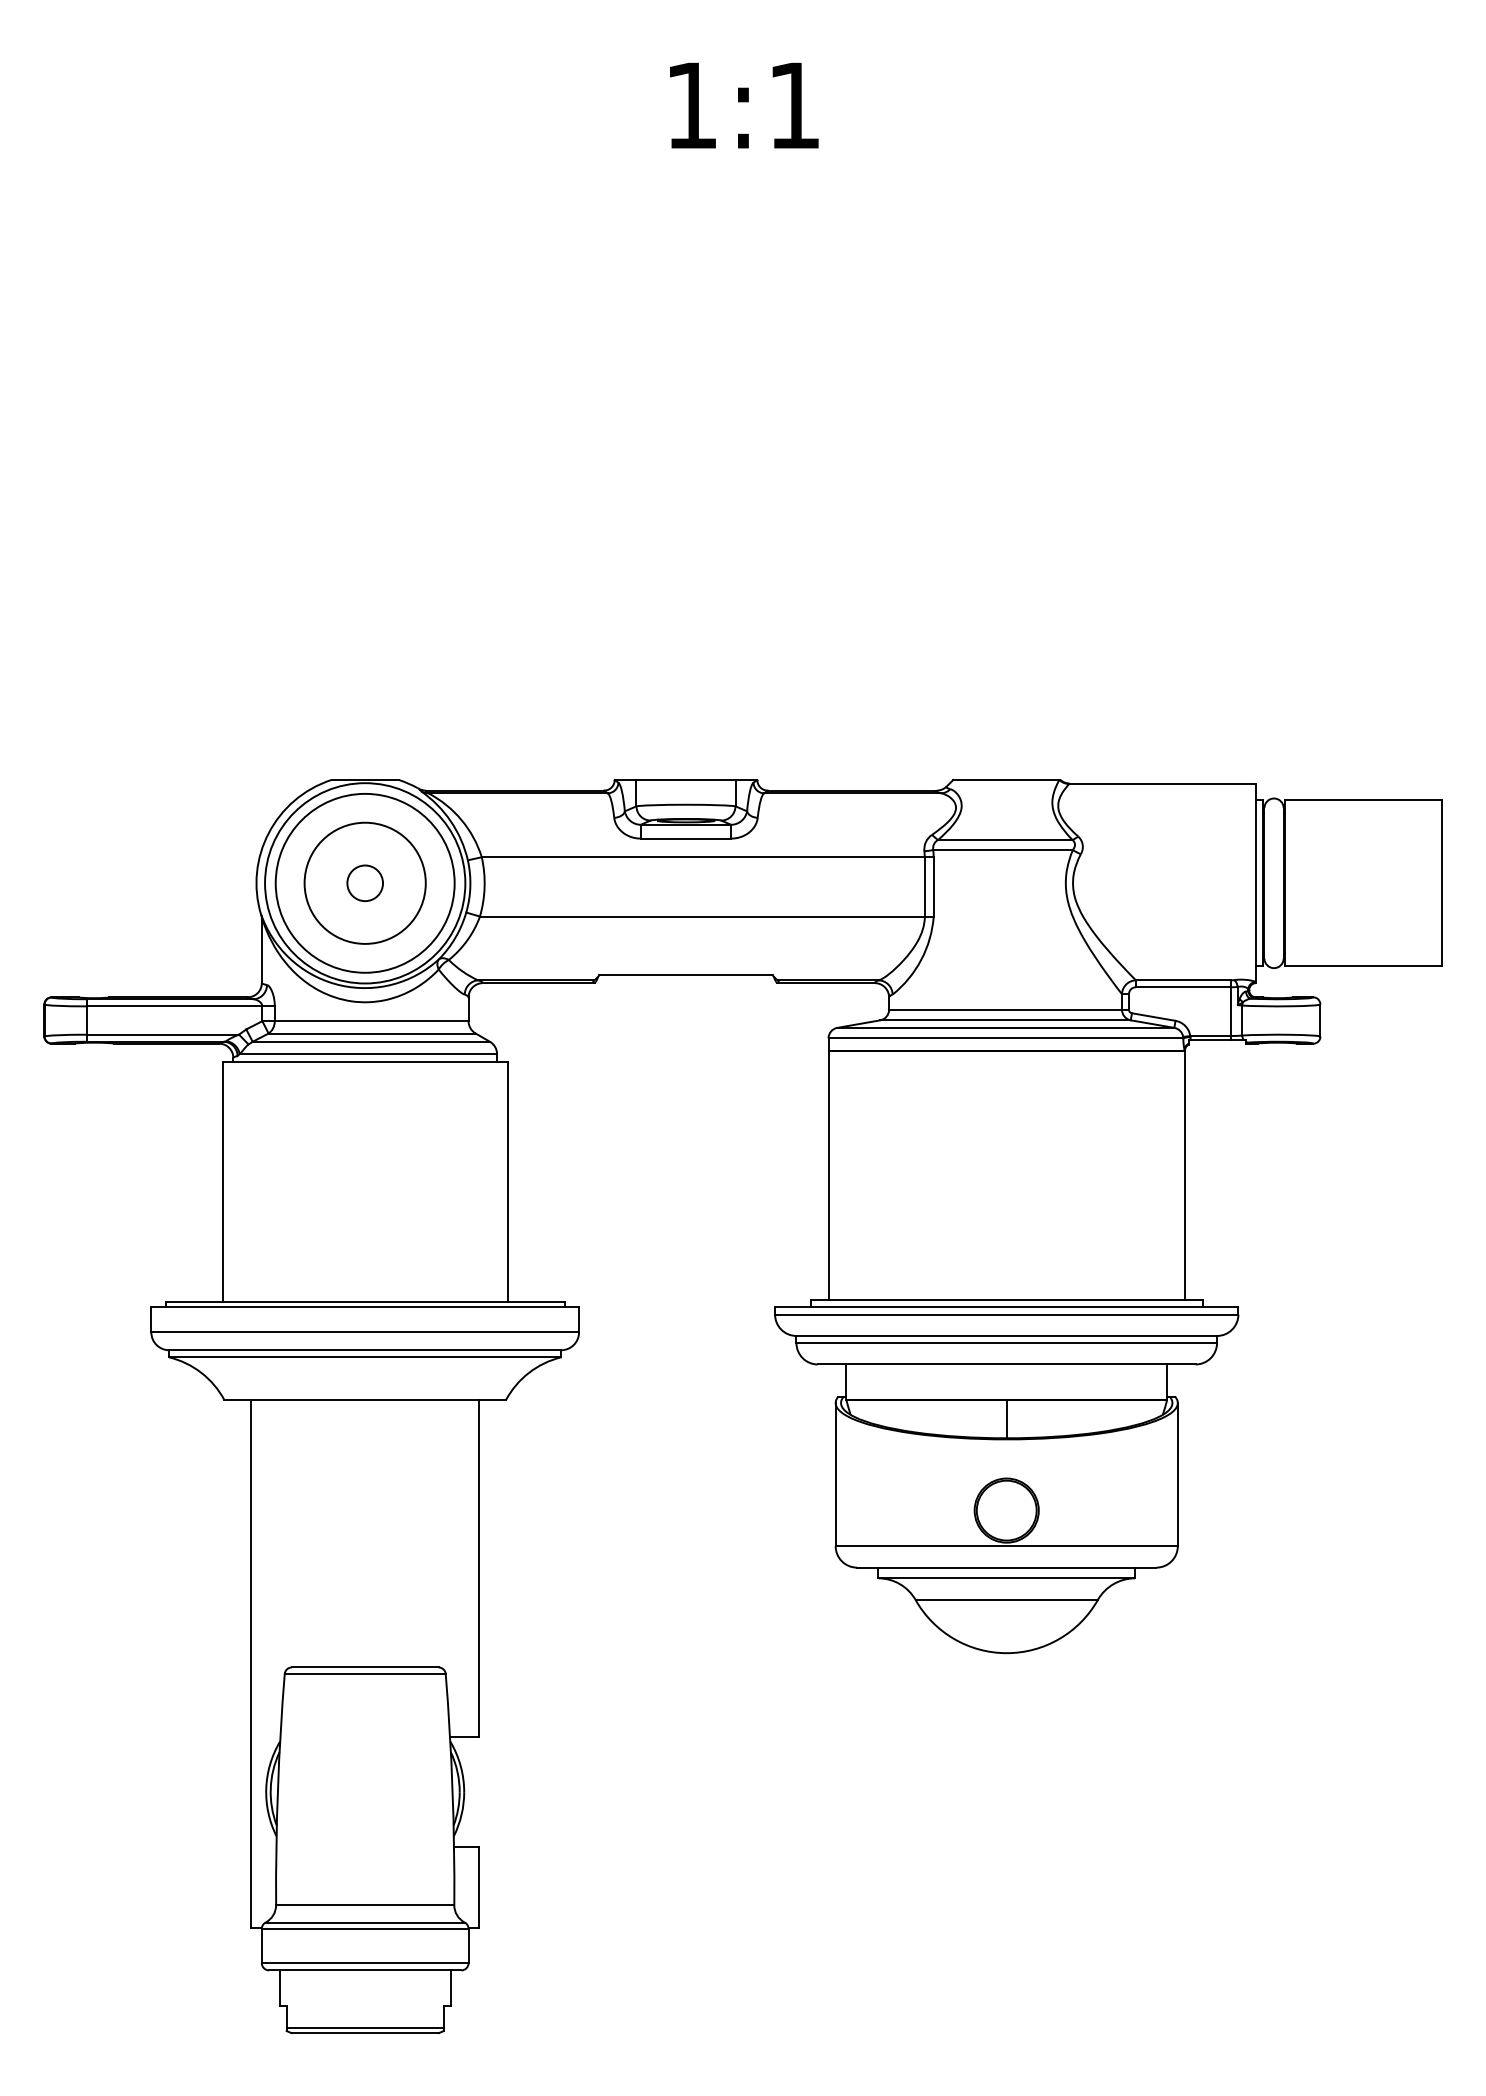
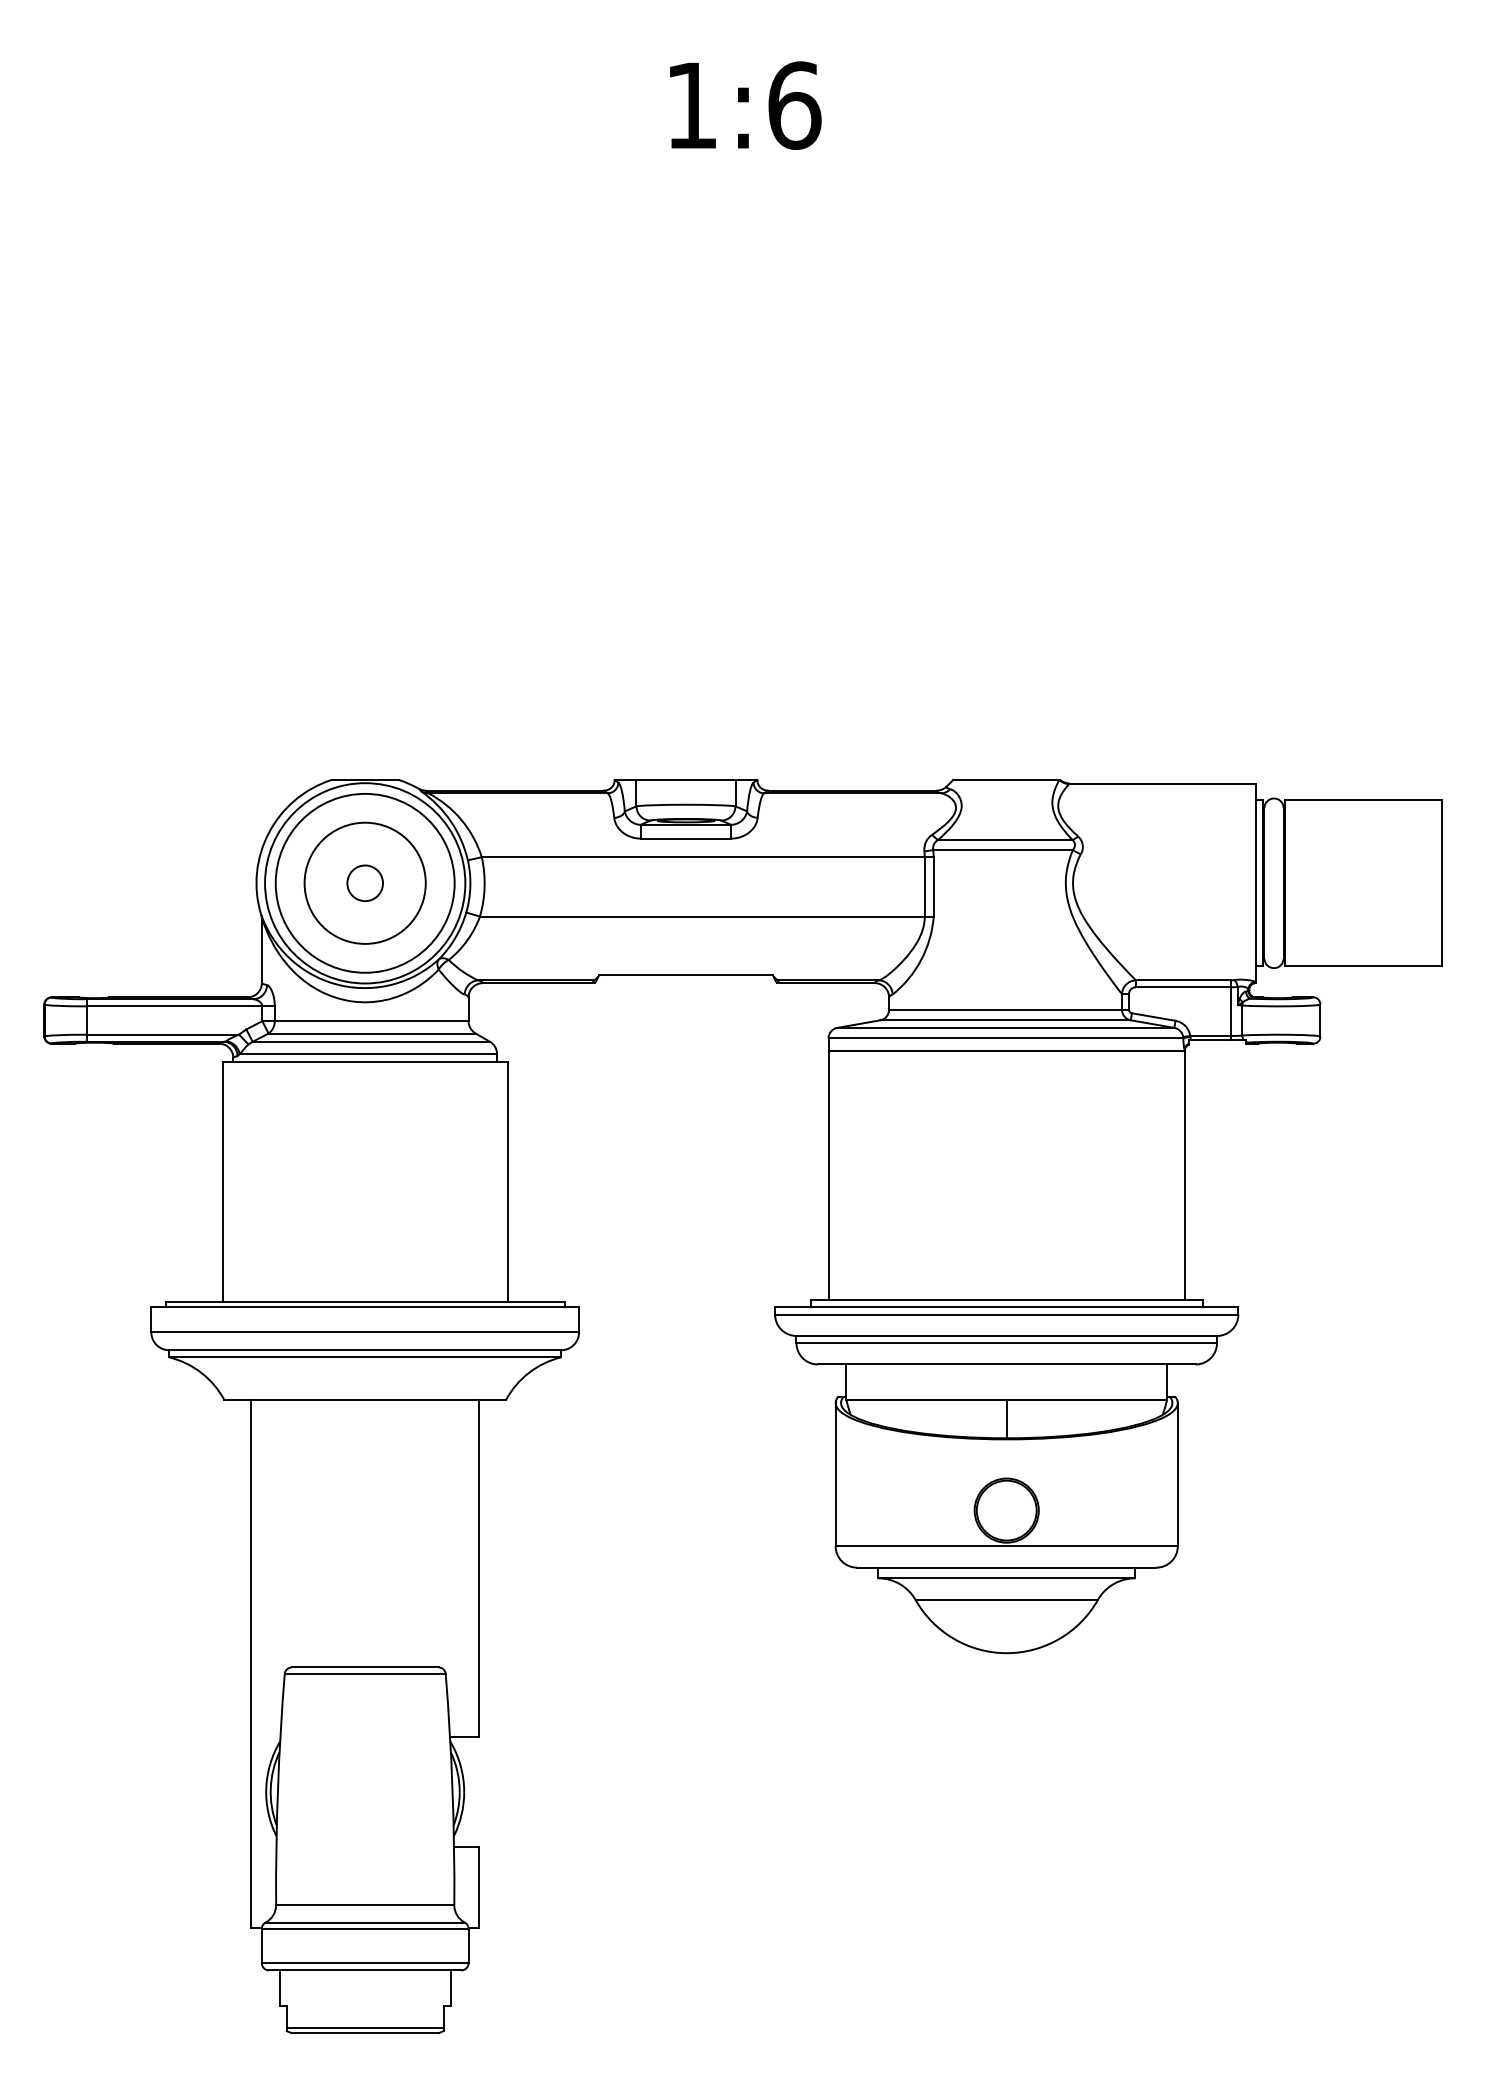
text: 1:1 -> 1:6 (794, 105)
